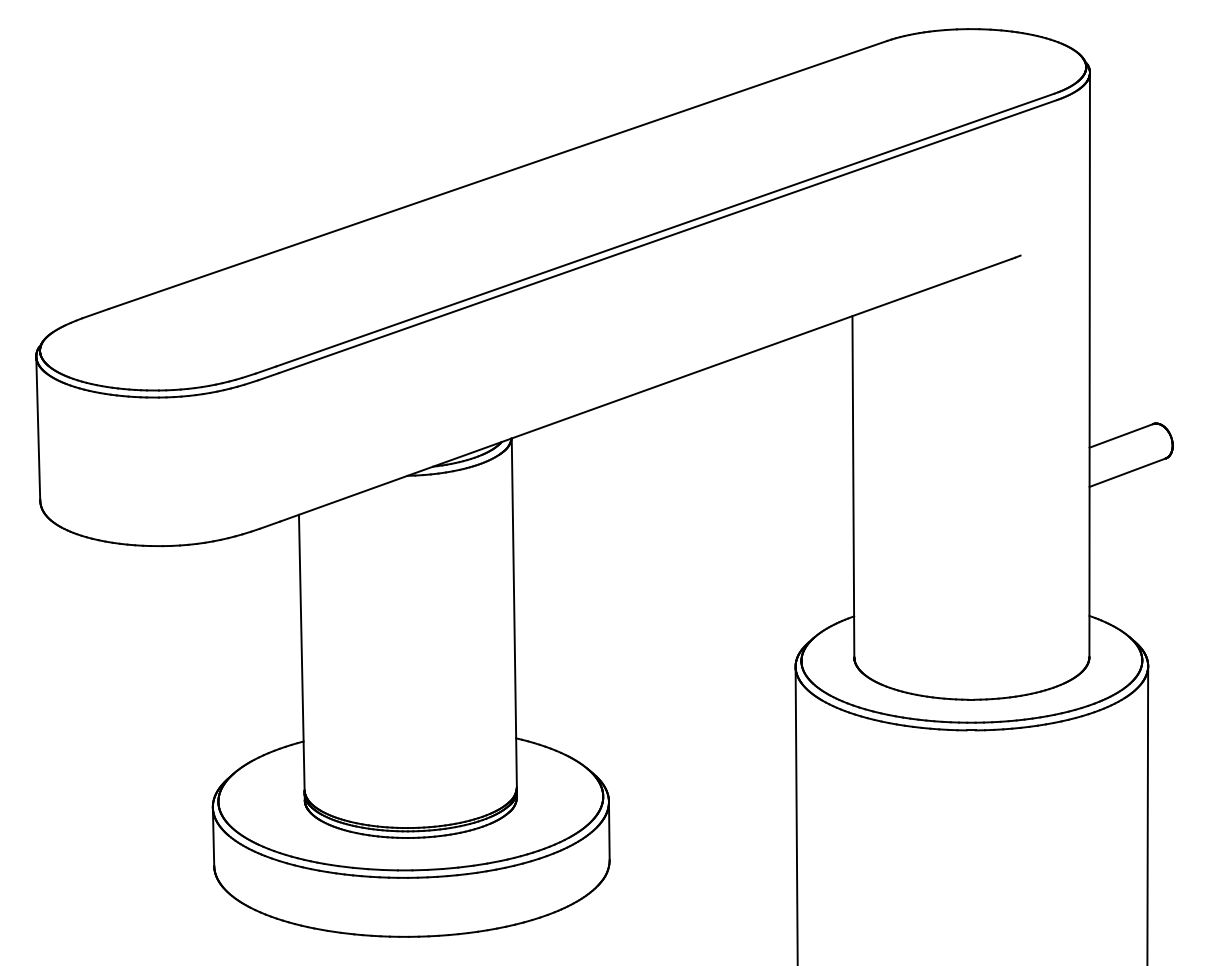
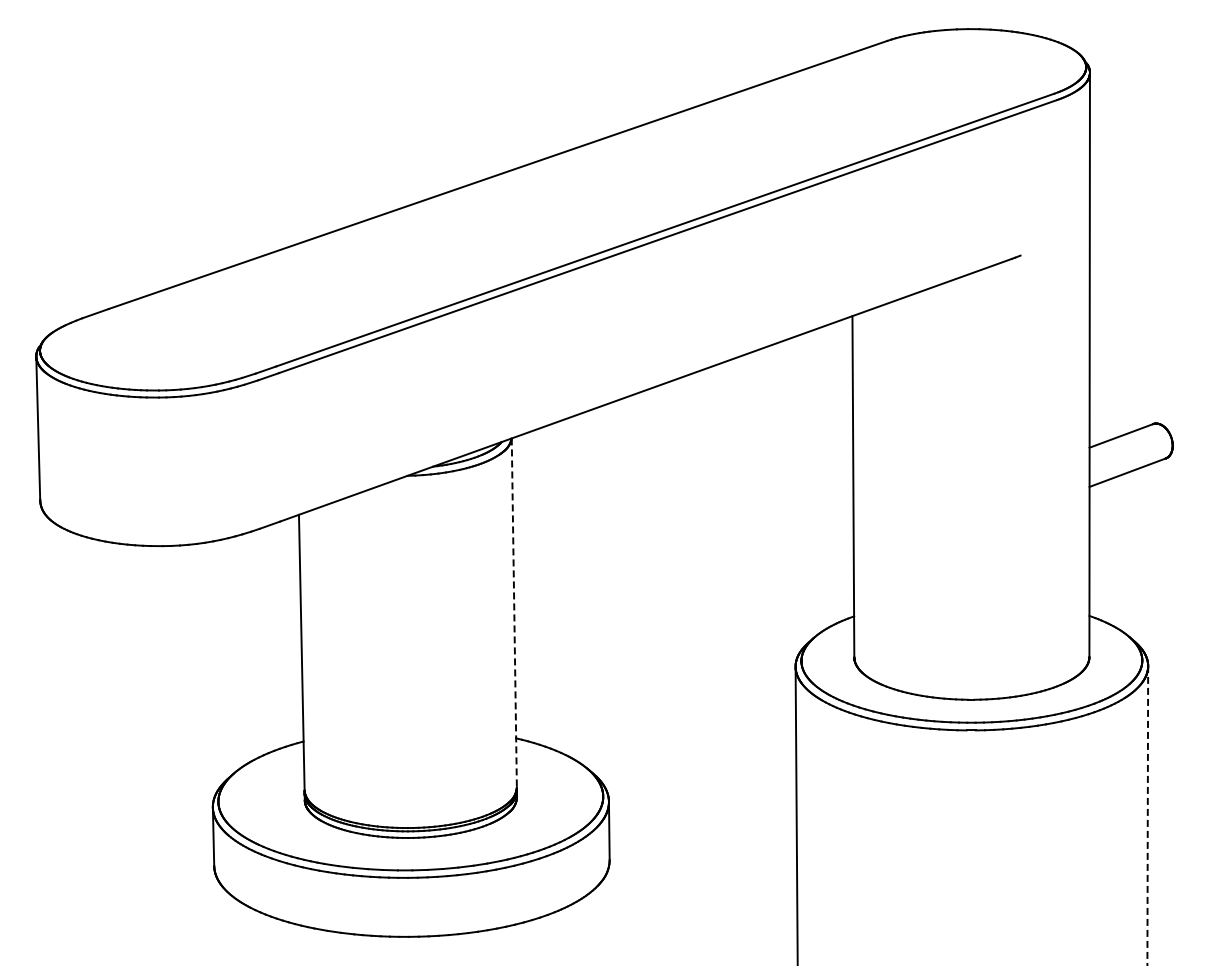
line: solid -> dashed (514, 613)
line: solid -> dashed (1147, 815)
